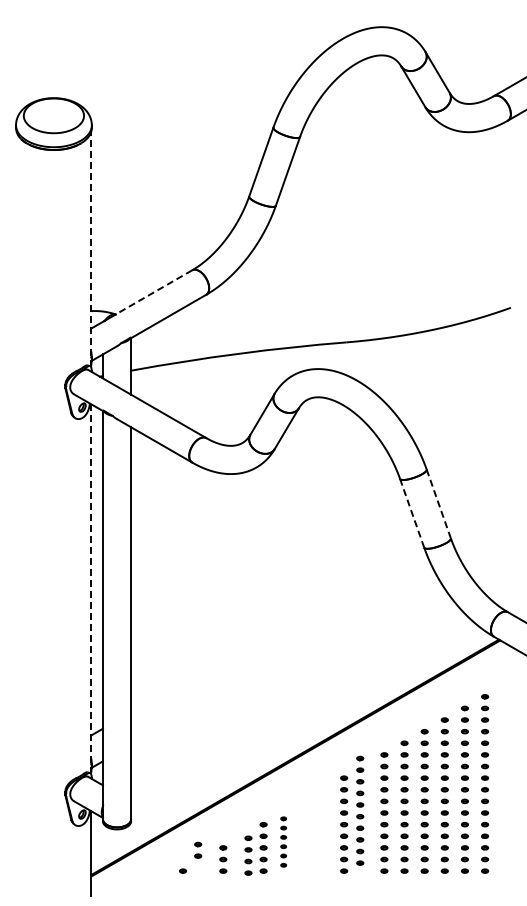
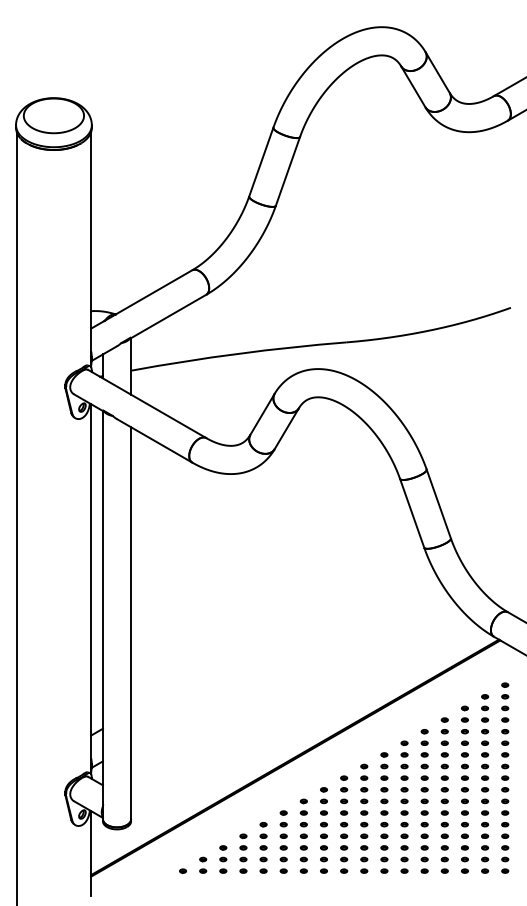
line: dashed -> solid (91, 249)
line: dashed -> solid (153, 292)
line: dashed -> solid (438, 503)
line: dashed -> solid (412, 513)
line: none -> present (16, 517)
line: dashed -> solid (91, 588)
part: none -> present (505, 777)
part position: (360, 810) -> (364, 818) (364, 818)
part: none -> present (323, 830)
part: none -> present (303, 835)
part size: 8x52 px -> 9x64 px (283, 841)
part position: (198, 849) -> (203, 864) (203, 864)
part position: (248, 855) -> (243, 853) (243, 853)
